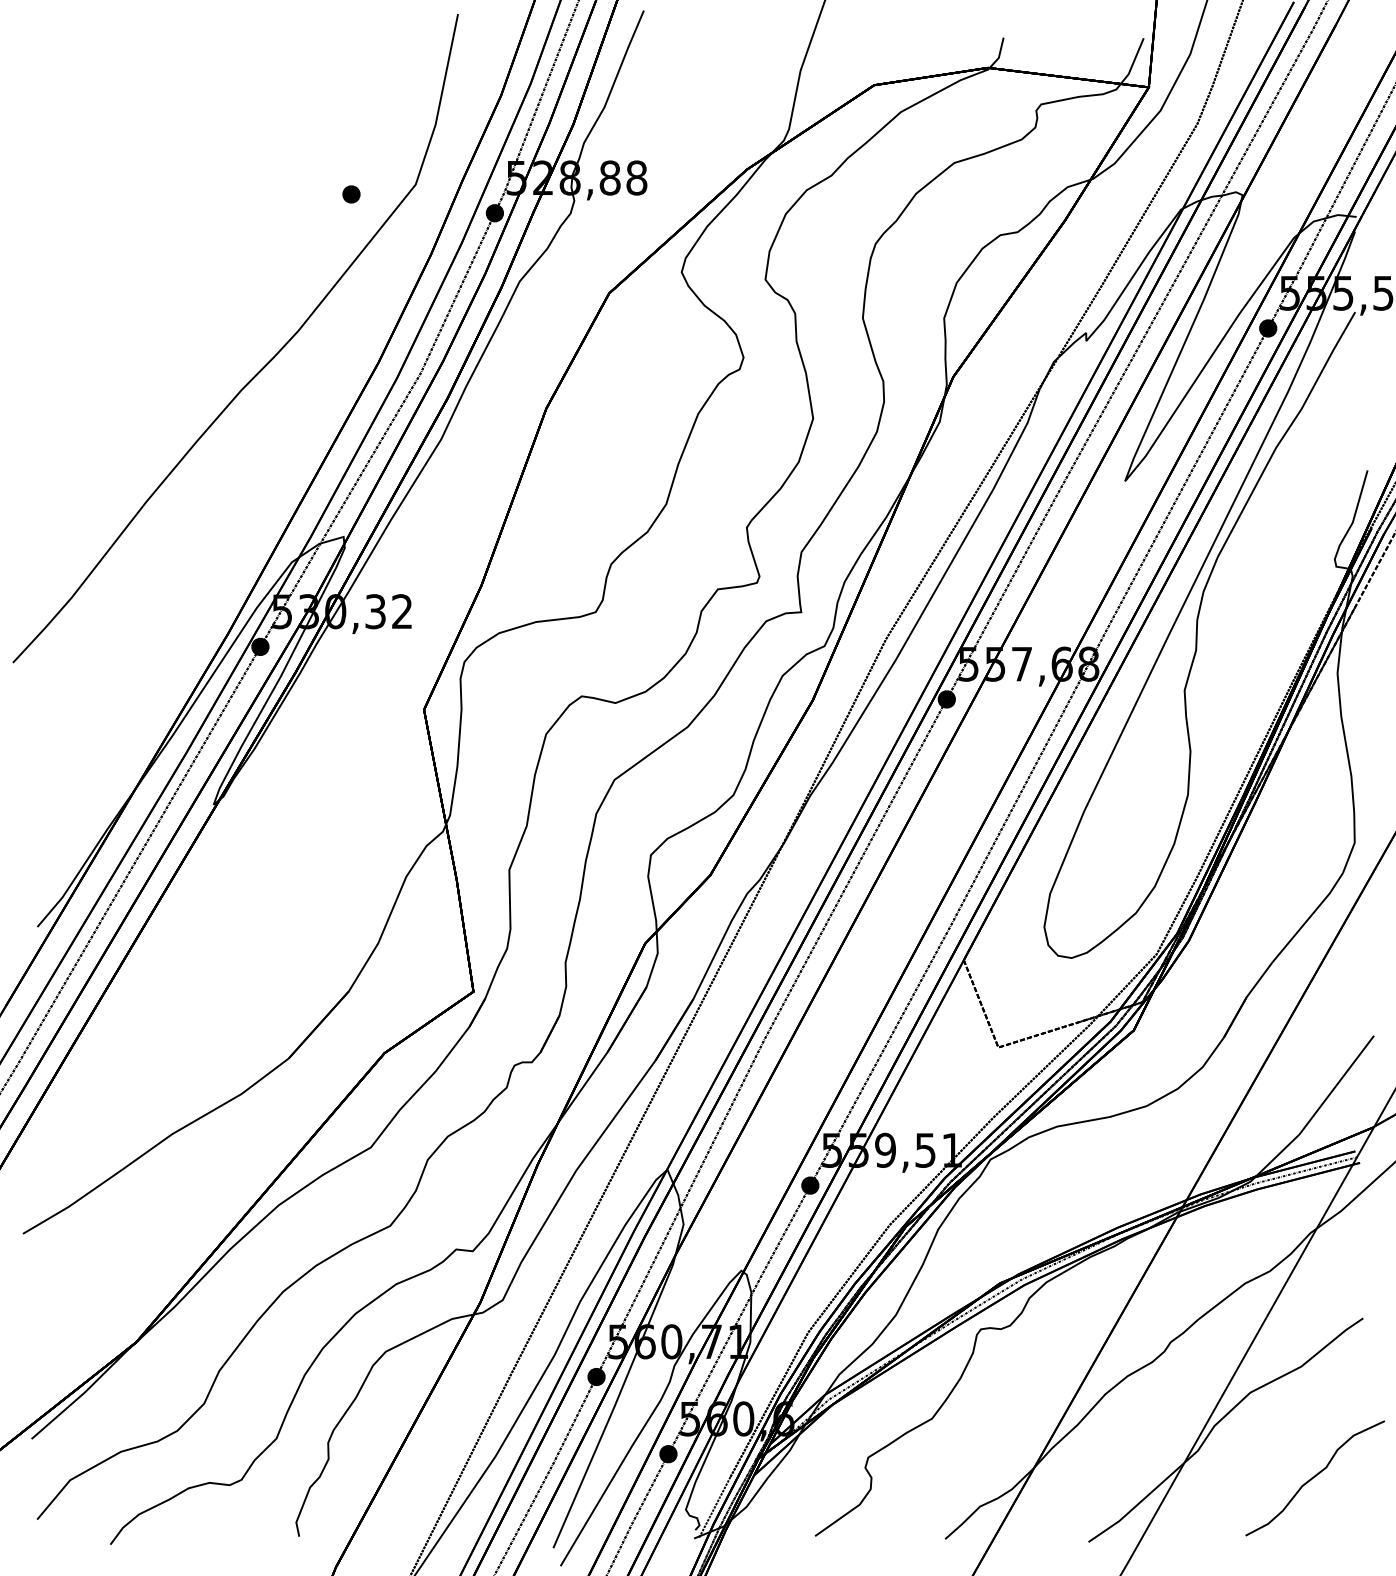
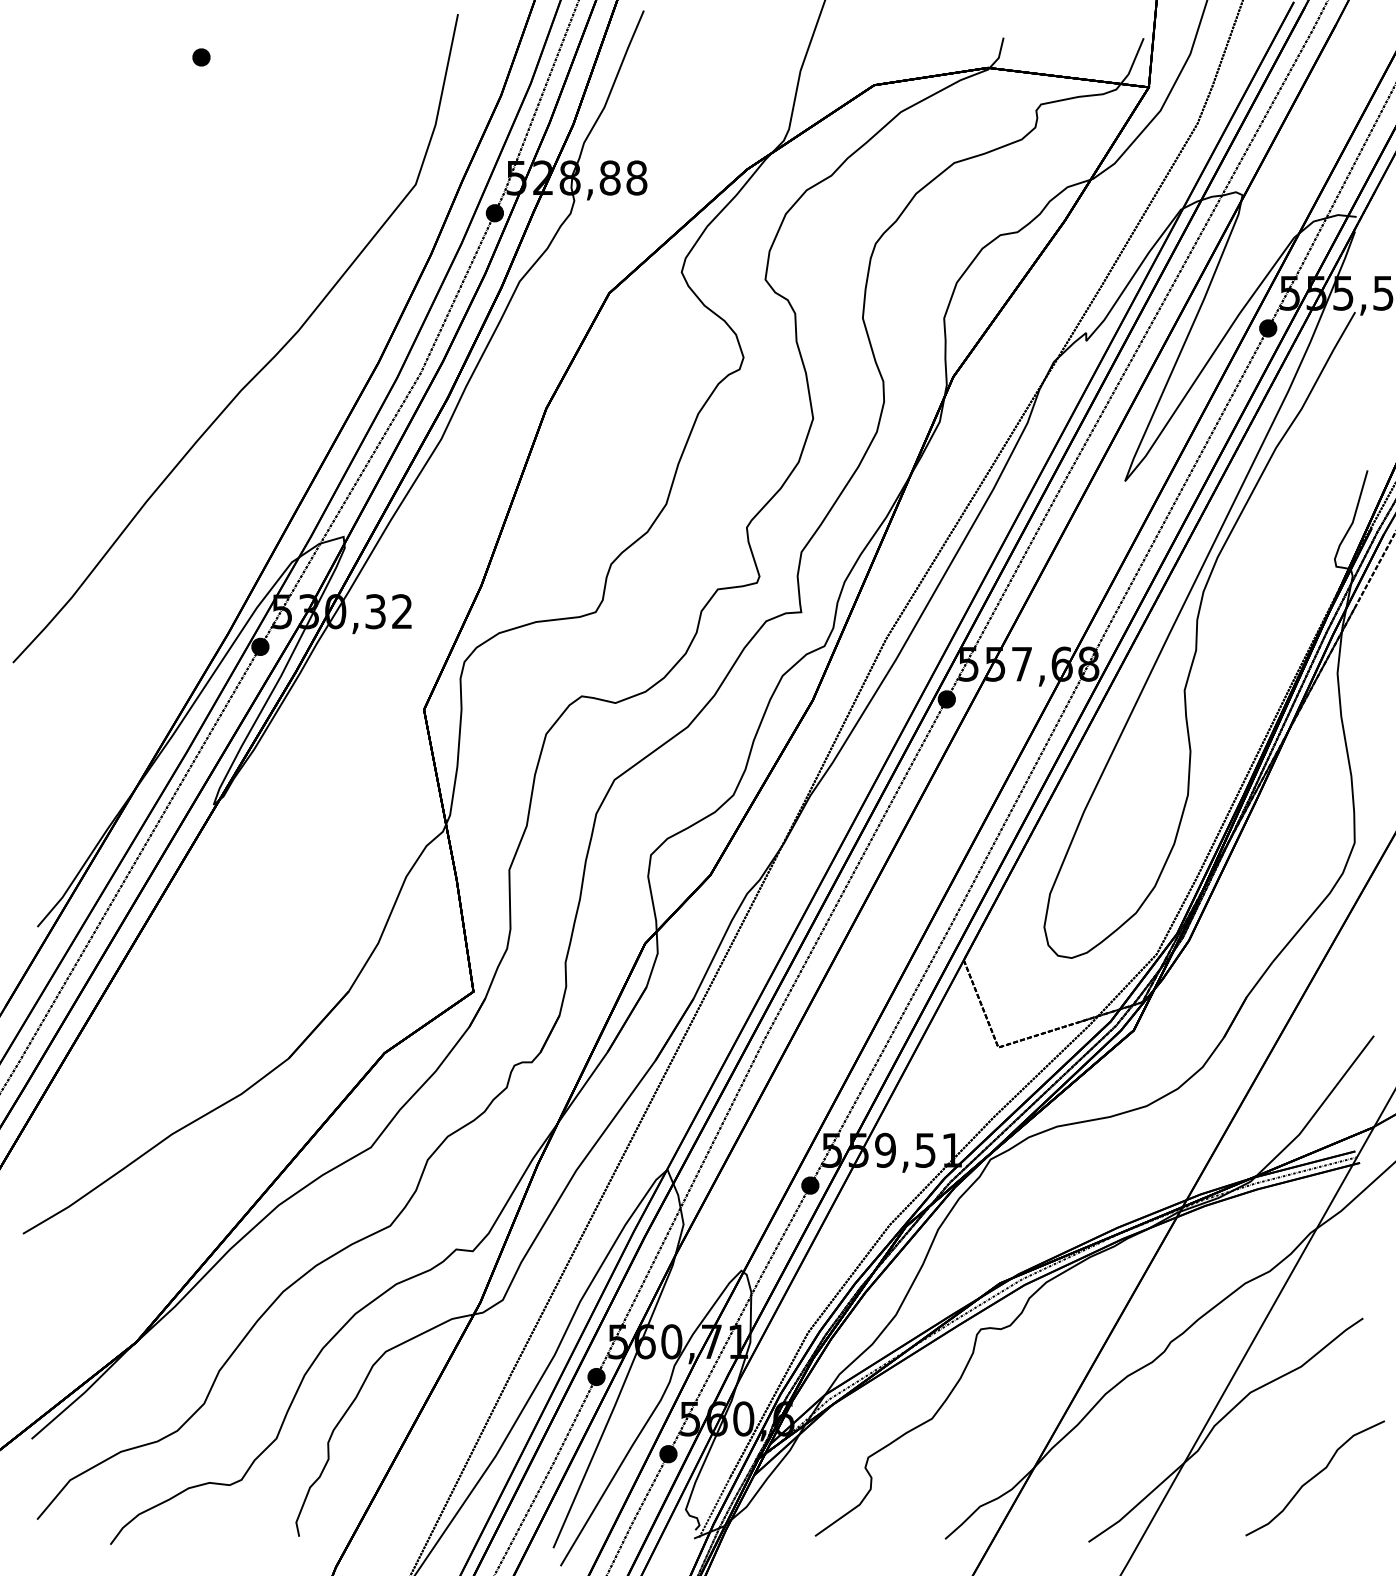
part position: (351, 194) -> (201, 57) (201, 57)
